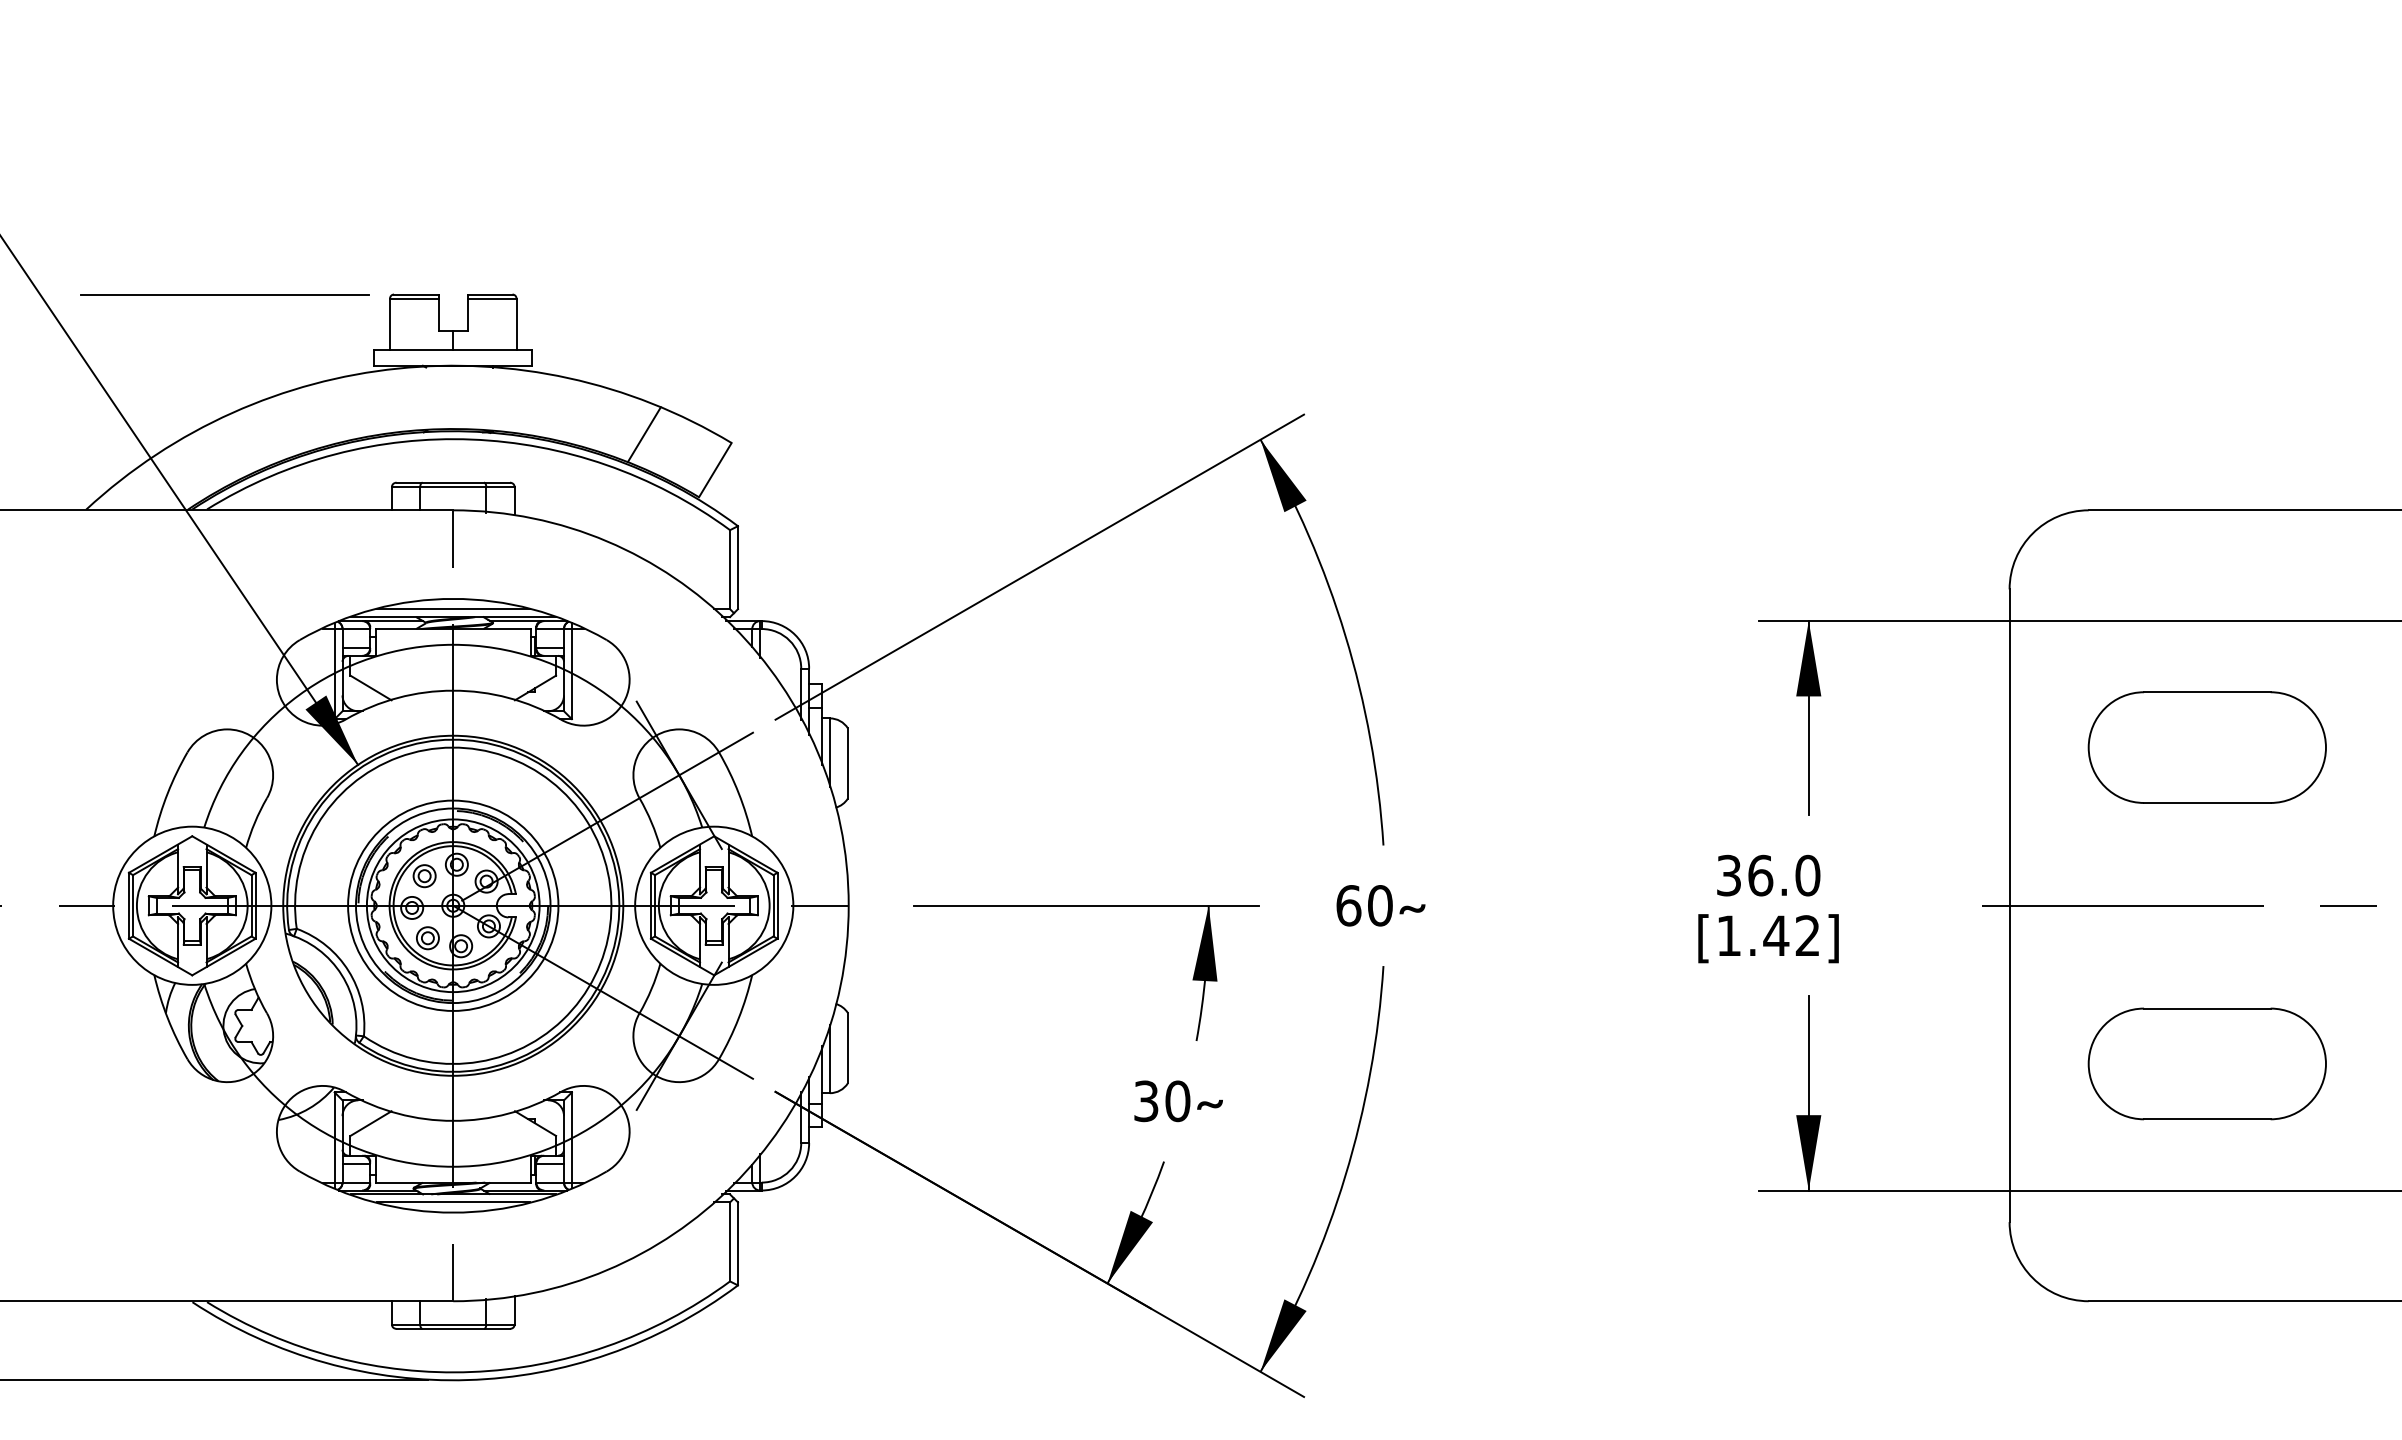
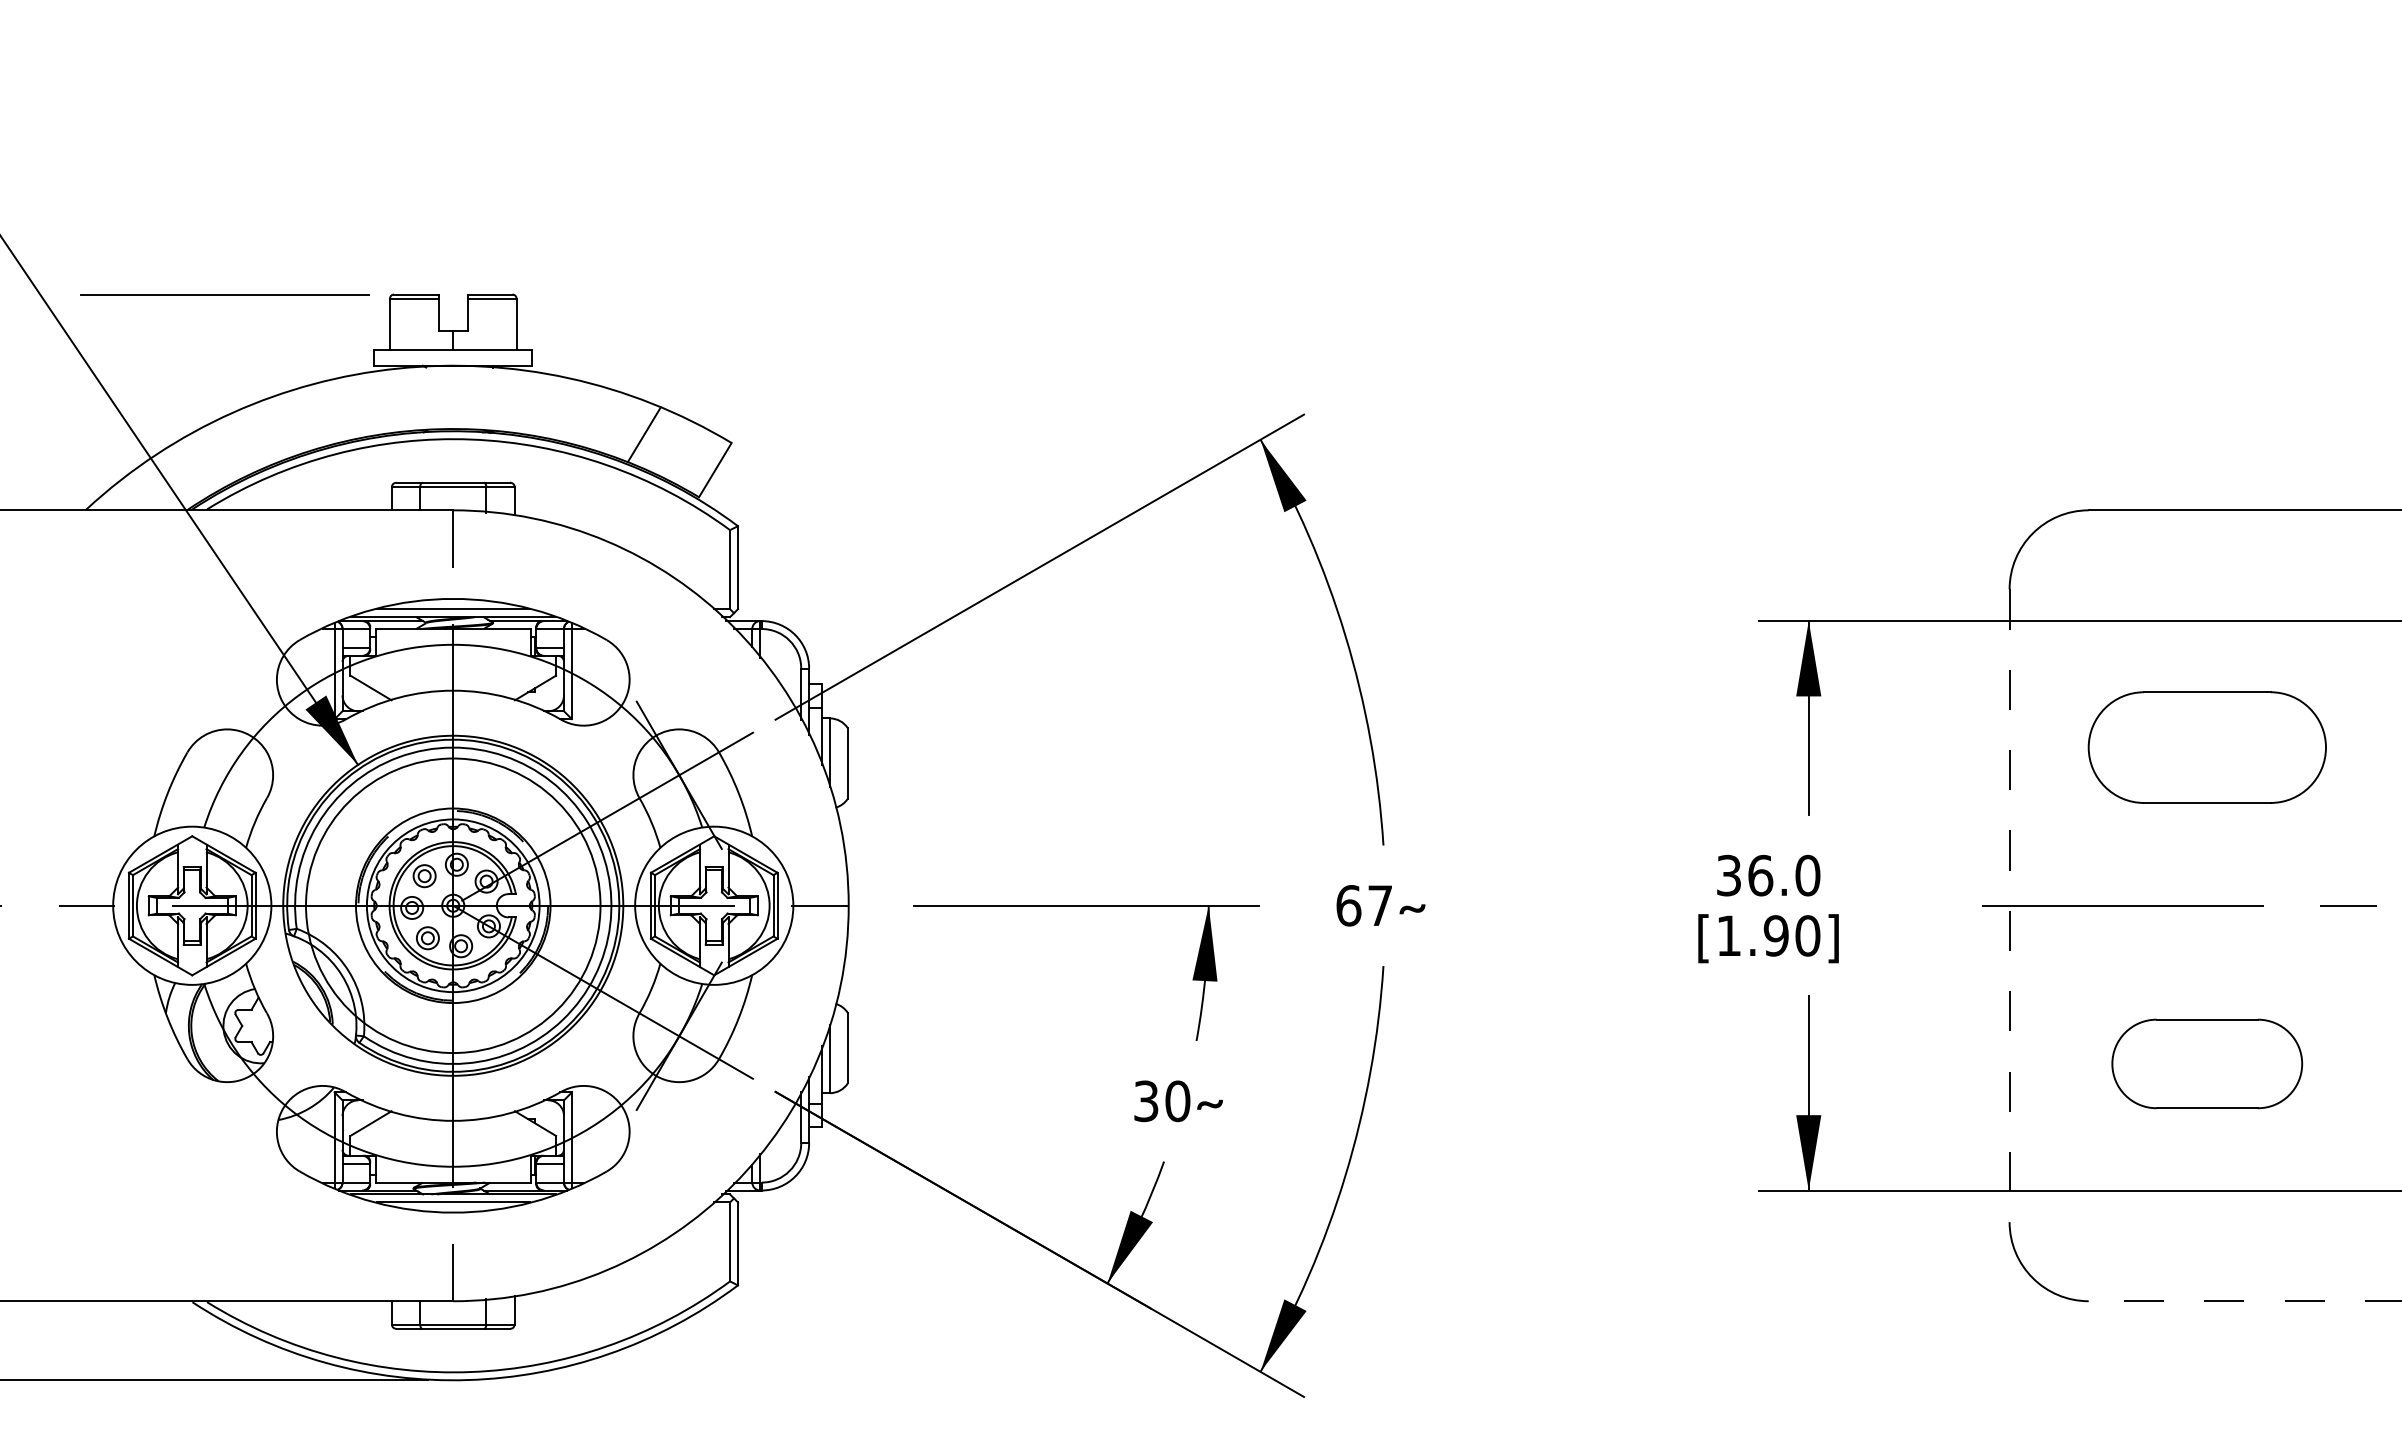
circle diameter: 210 px -> 295 px (453, 905)
text: 60 -> 67 (1380, 905)
line: solid -> dashed (2009, 906)
text: [1.42] -> [1.90] (1791, 935)
part size: 240x114 px -> 193x92 px (2207, 1063)
line: solid -> dashed (2244, 1301)
